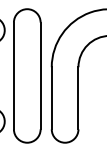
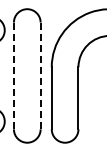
line: solid -> dashed (40, 75)
line: solid -> dashed (13, 76)
